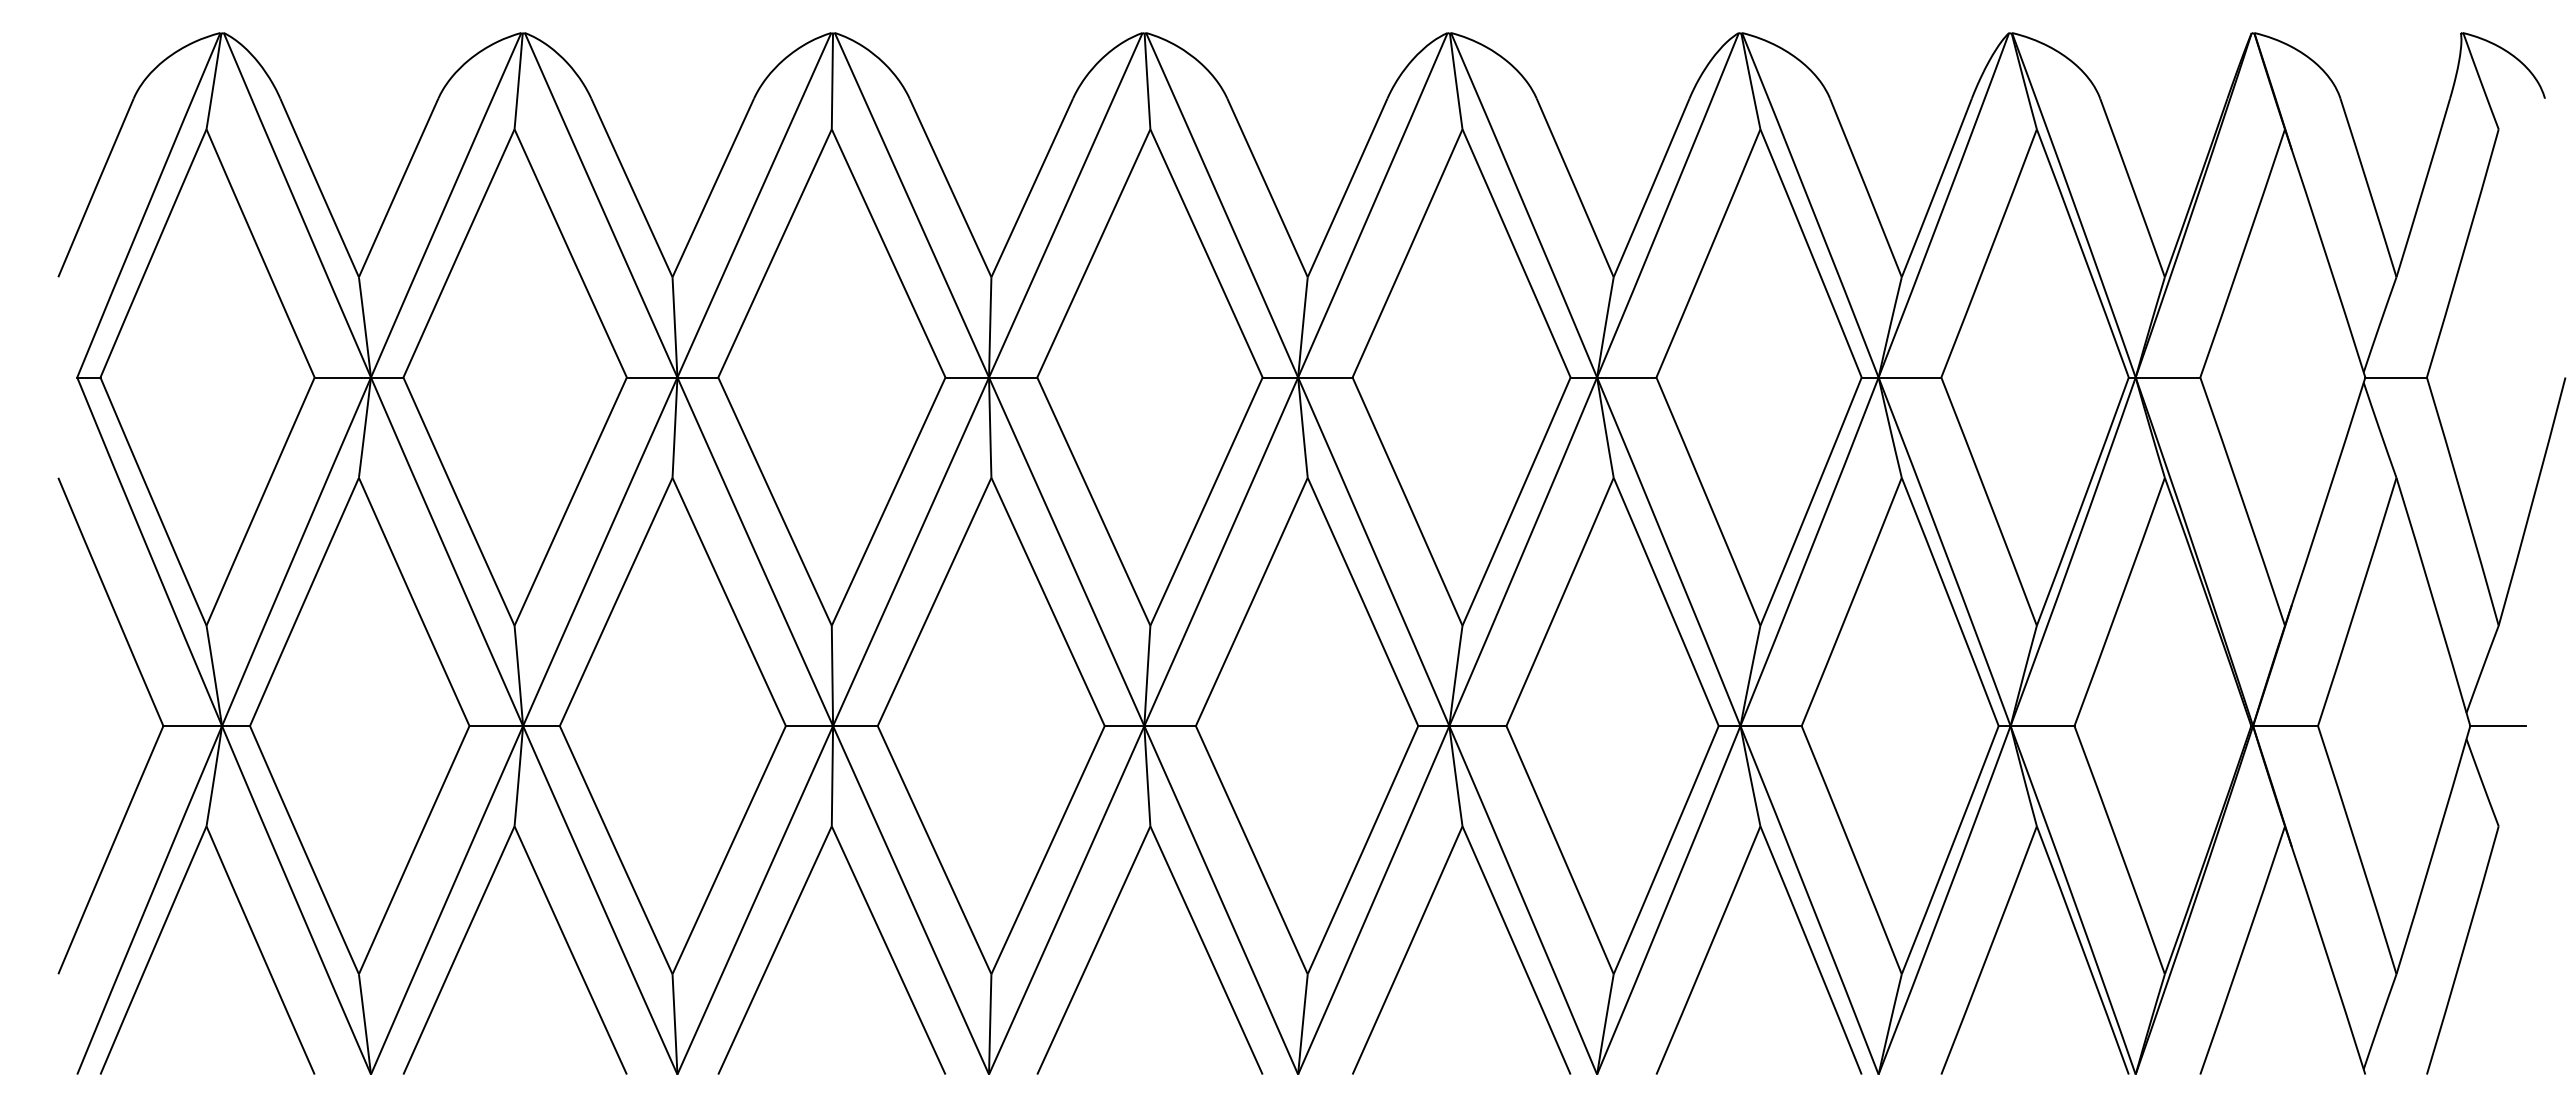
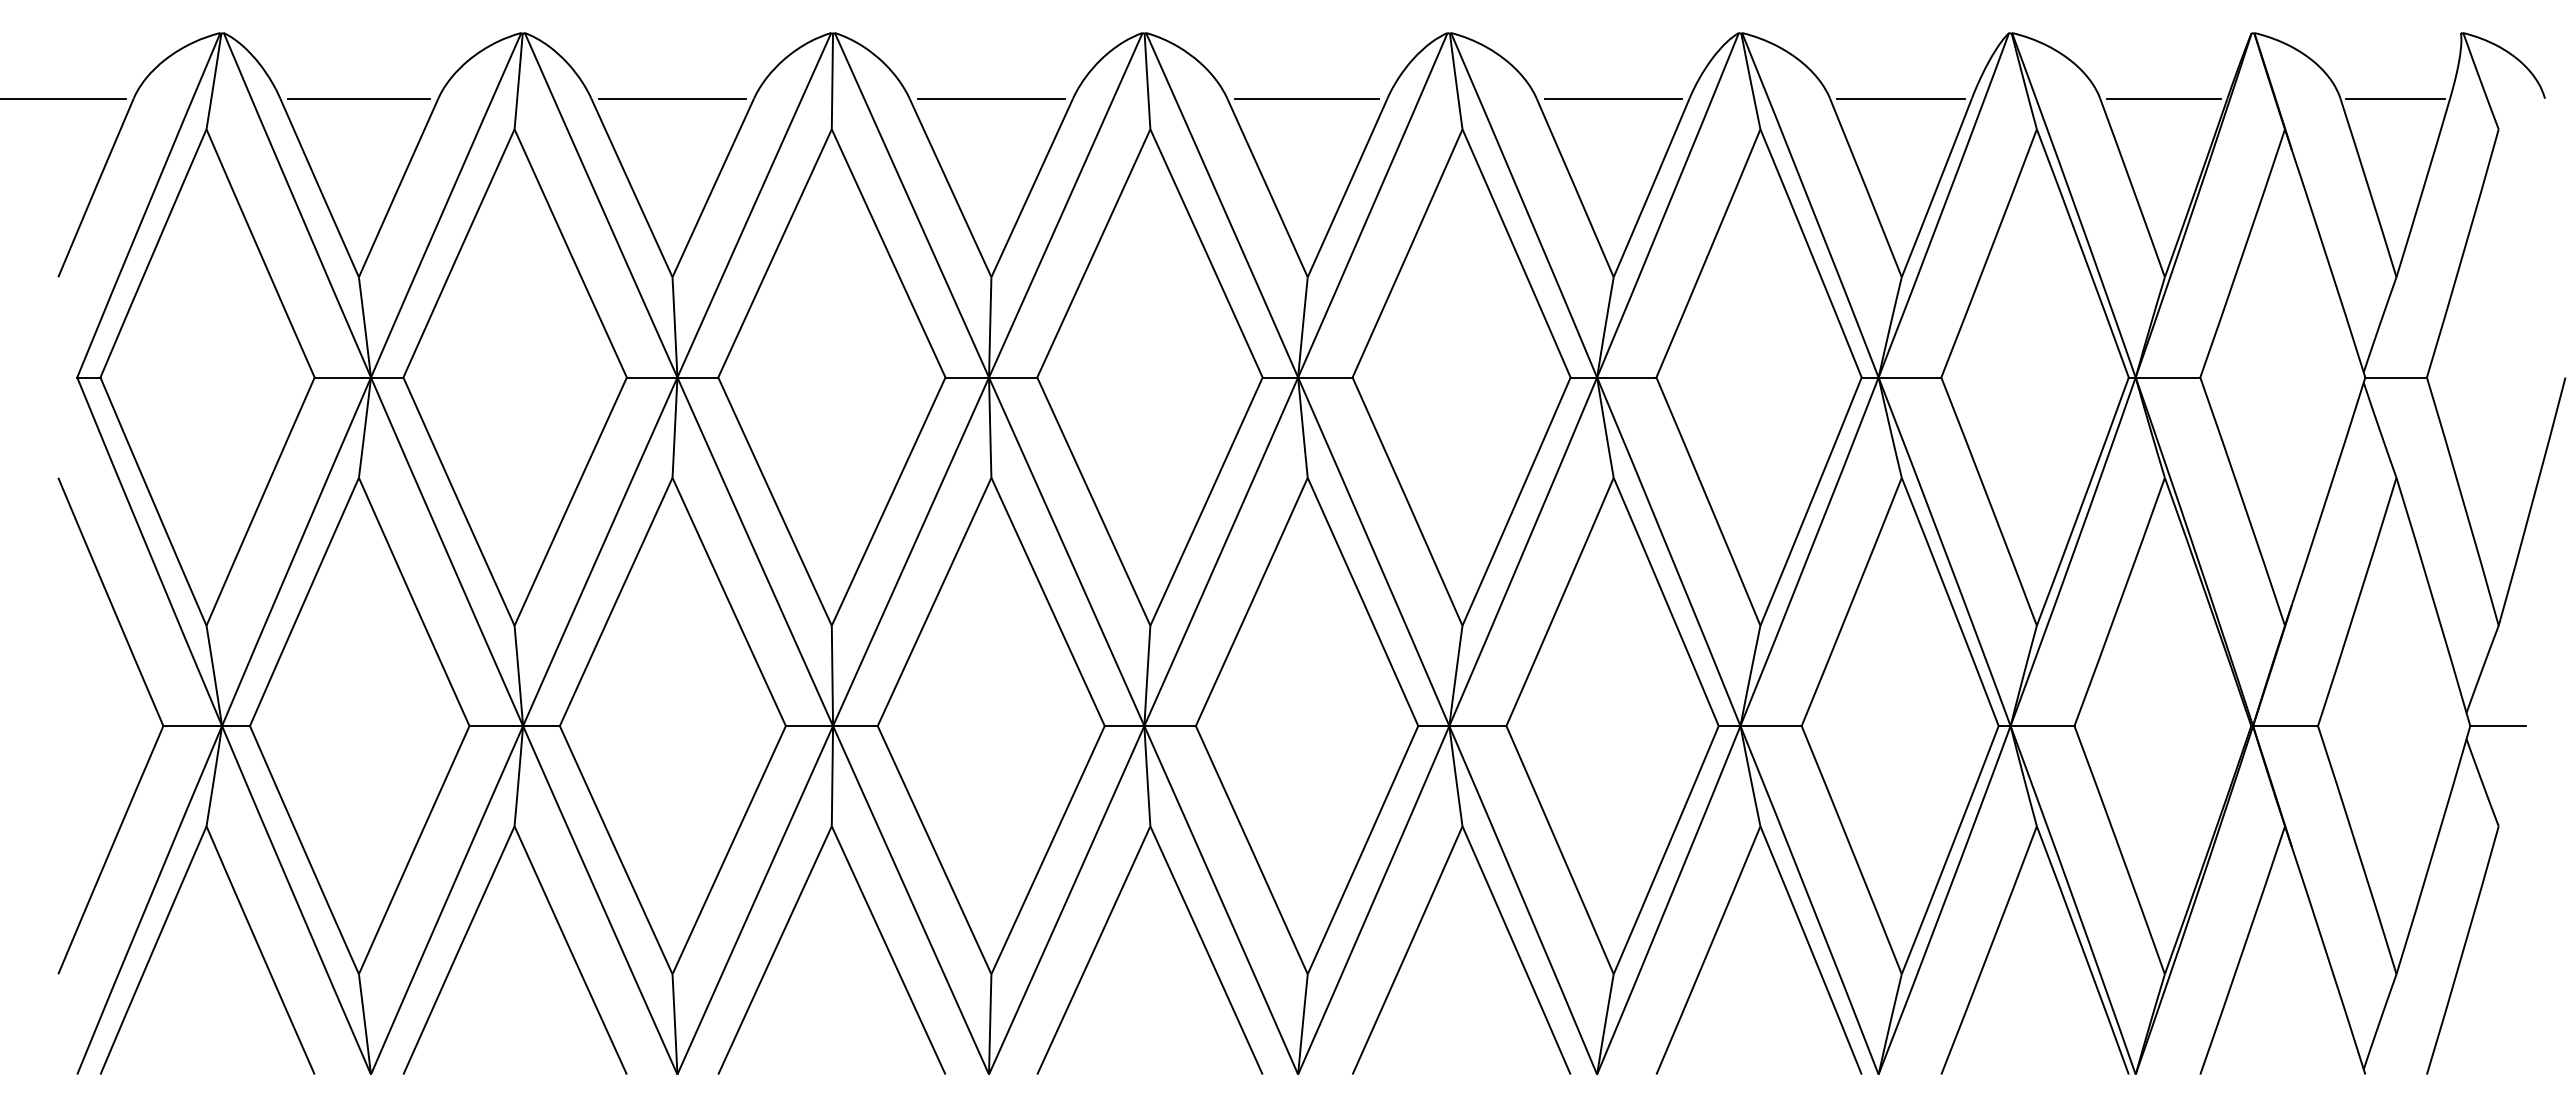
line: none -> present (64, 98)
line: none -> present (359, 98)
line: none -> present (672, 98)
line: none -> present (990, 98)
line: none -> present (1307, 98)
line: none -> present (1612, 98)
line: none -> present (1900, 98)
line: none -> present (2163, 98)
line: none -> present (2395, 98)
